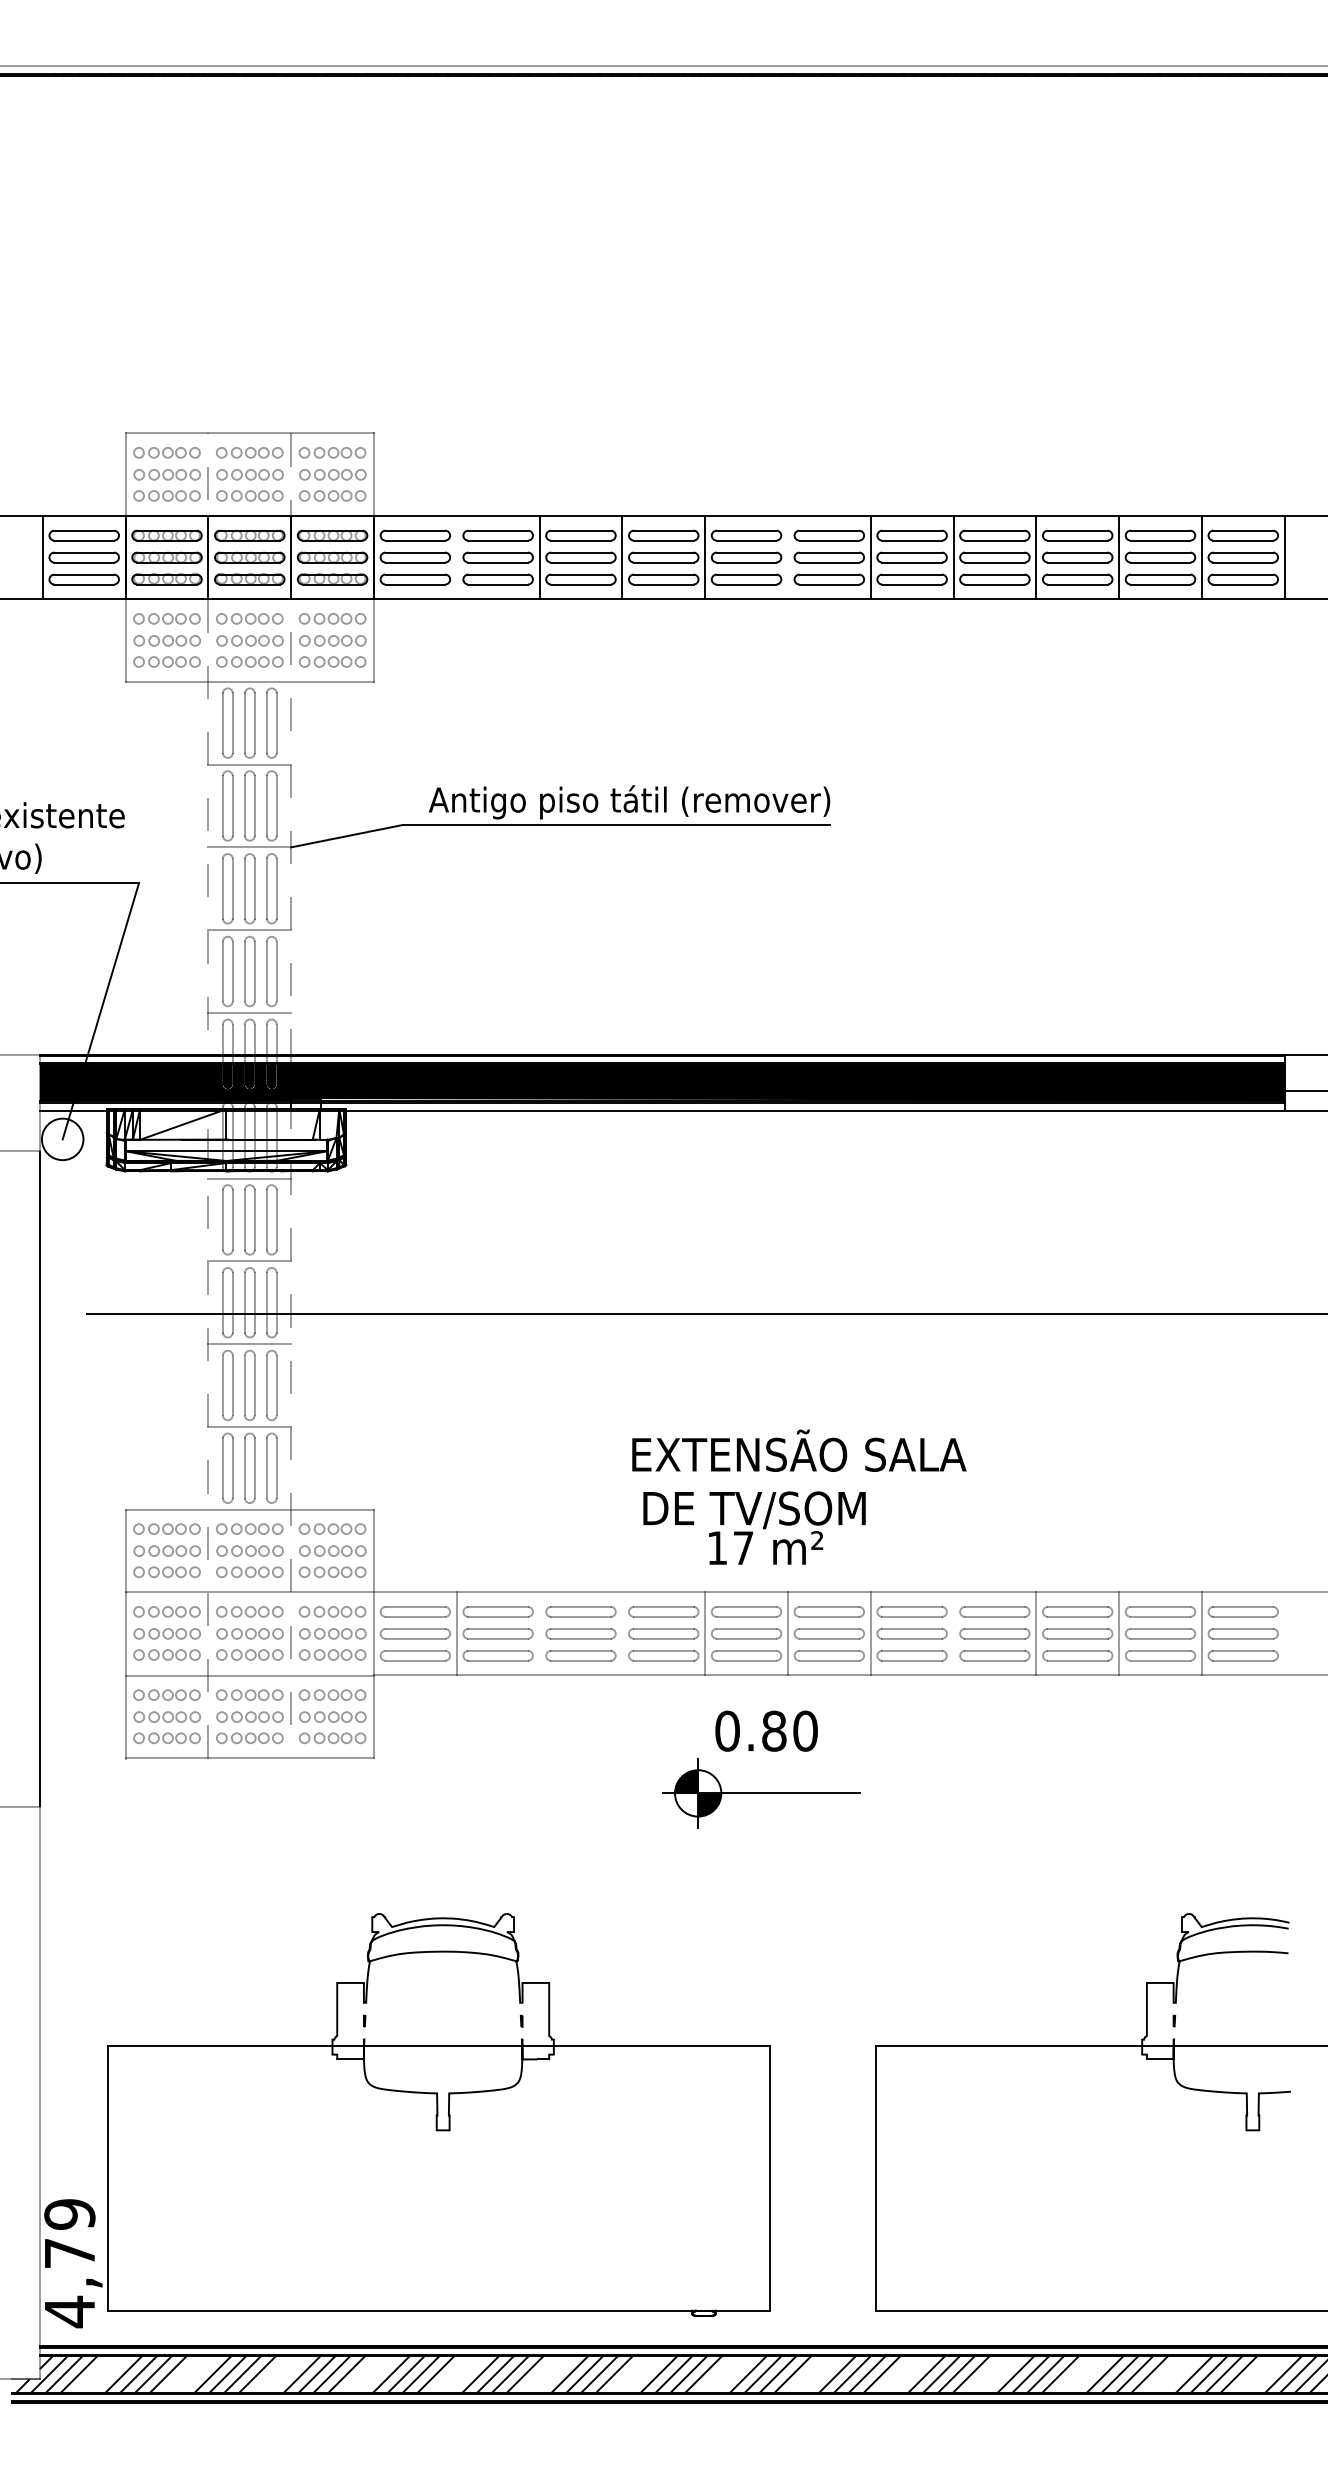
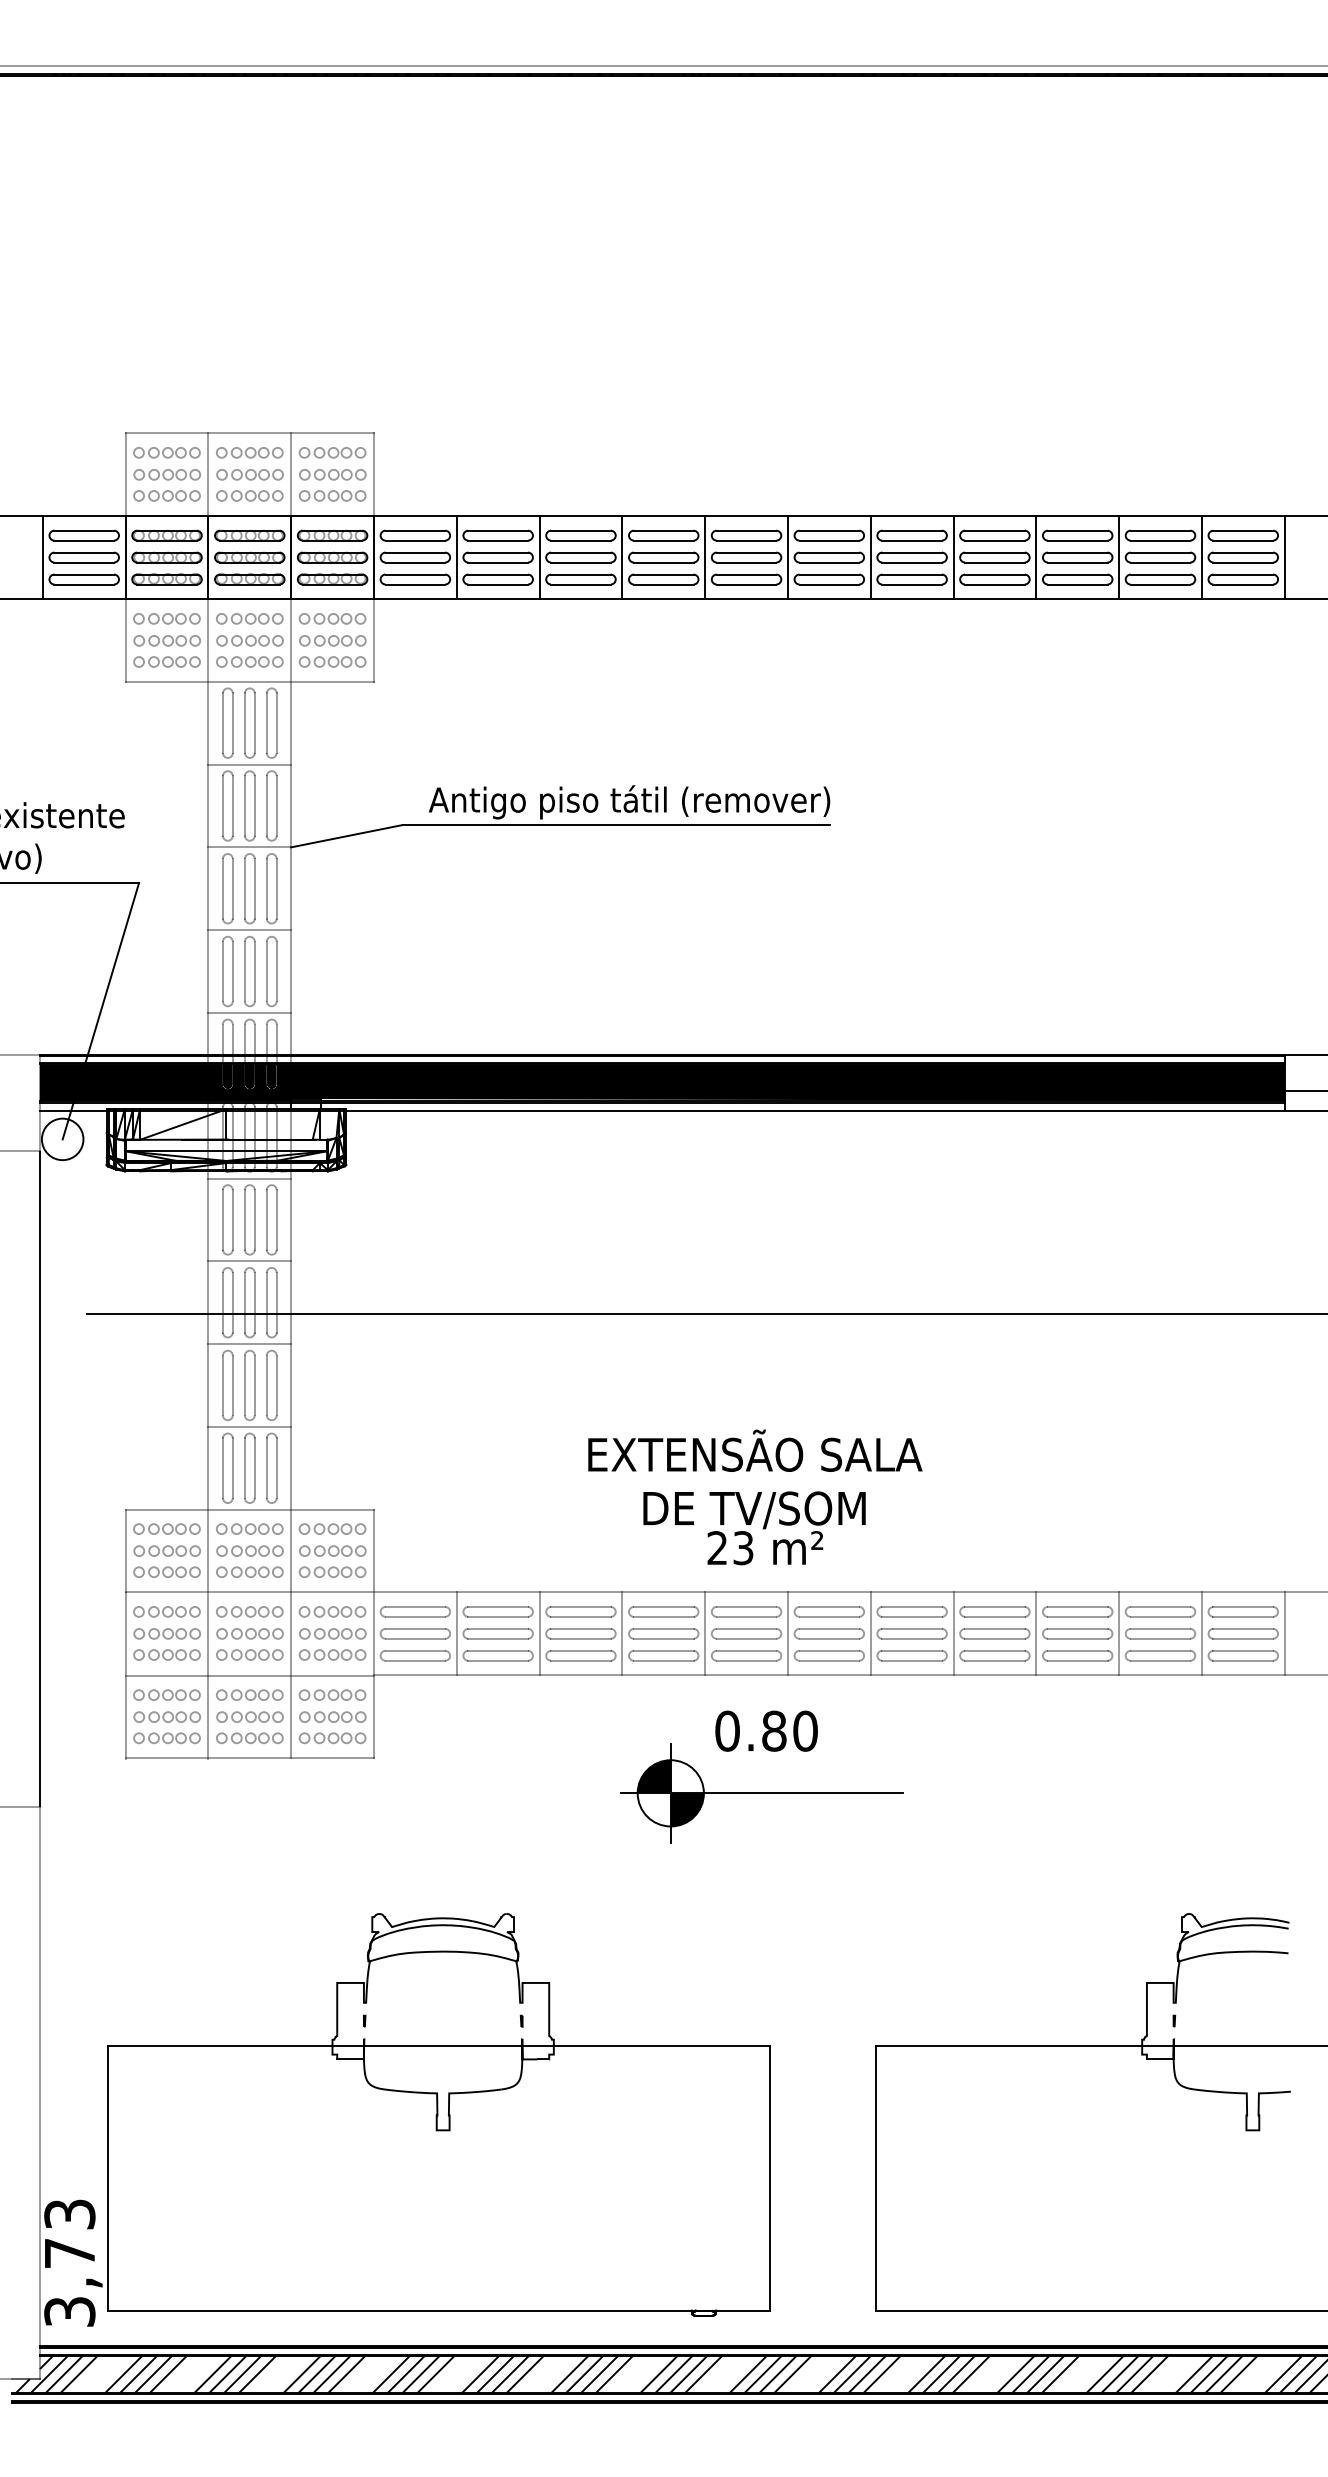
line: none -> present (456, 557)
line: none -> present (787, 557)
line: dashed -> solid (208, 1095)
line: dashed -> solid (291, 1096)
text position: (799, 1450) -> (755, 1450) (755, 1450)
text: 17 -> 23 (730, 1548)
line: none -> present (539, 1633)
line: none -> present (622, 1633)
line: none -> present (953, 1633)
line: none -> present (1284, 1633)
part size: 199x71 px -> 284x101 px (761, 1793)
text: 4,79 -> 3,73 (69, 2263)
